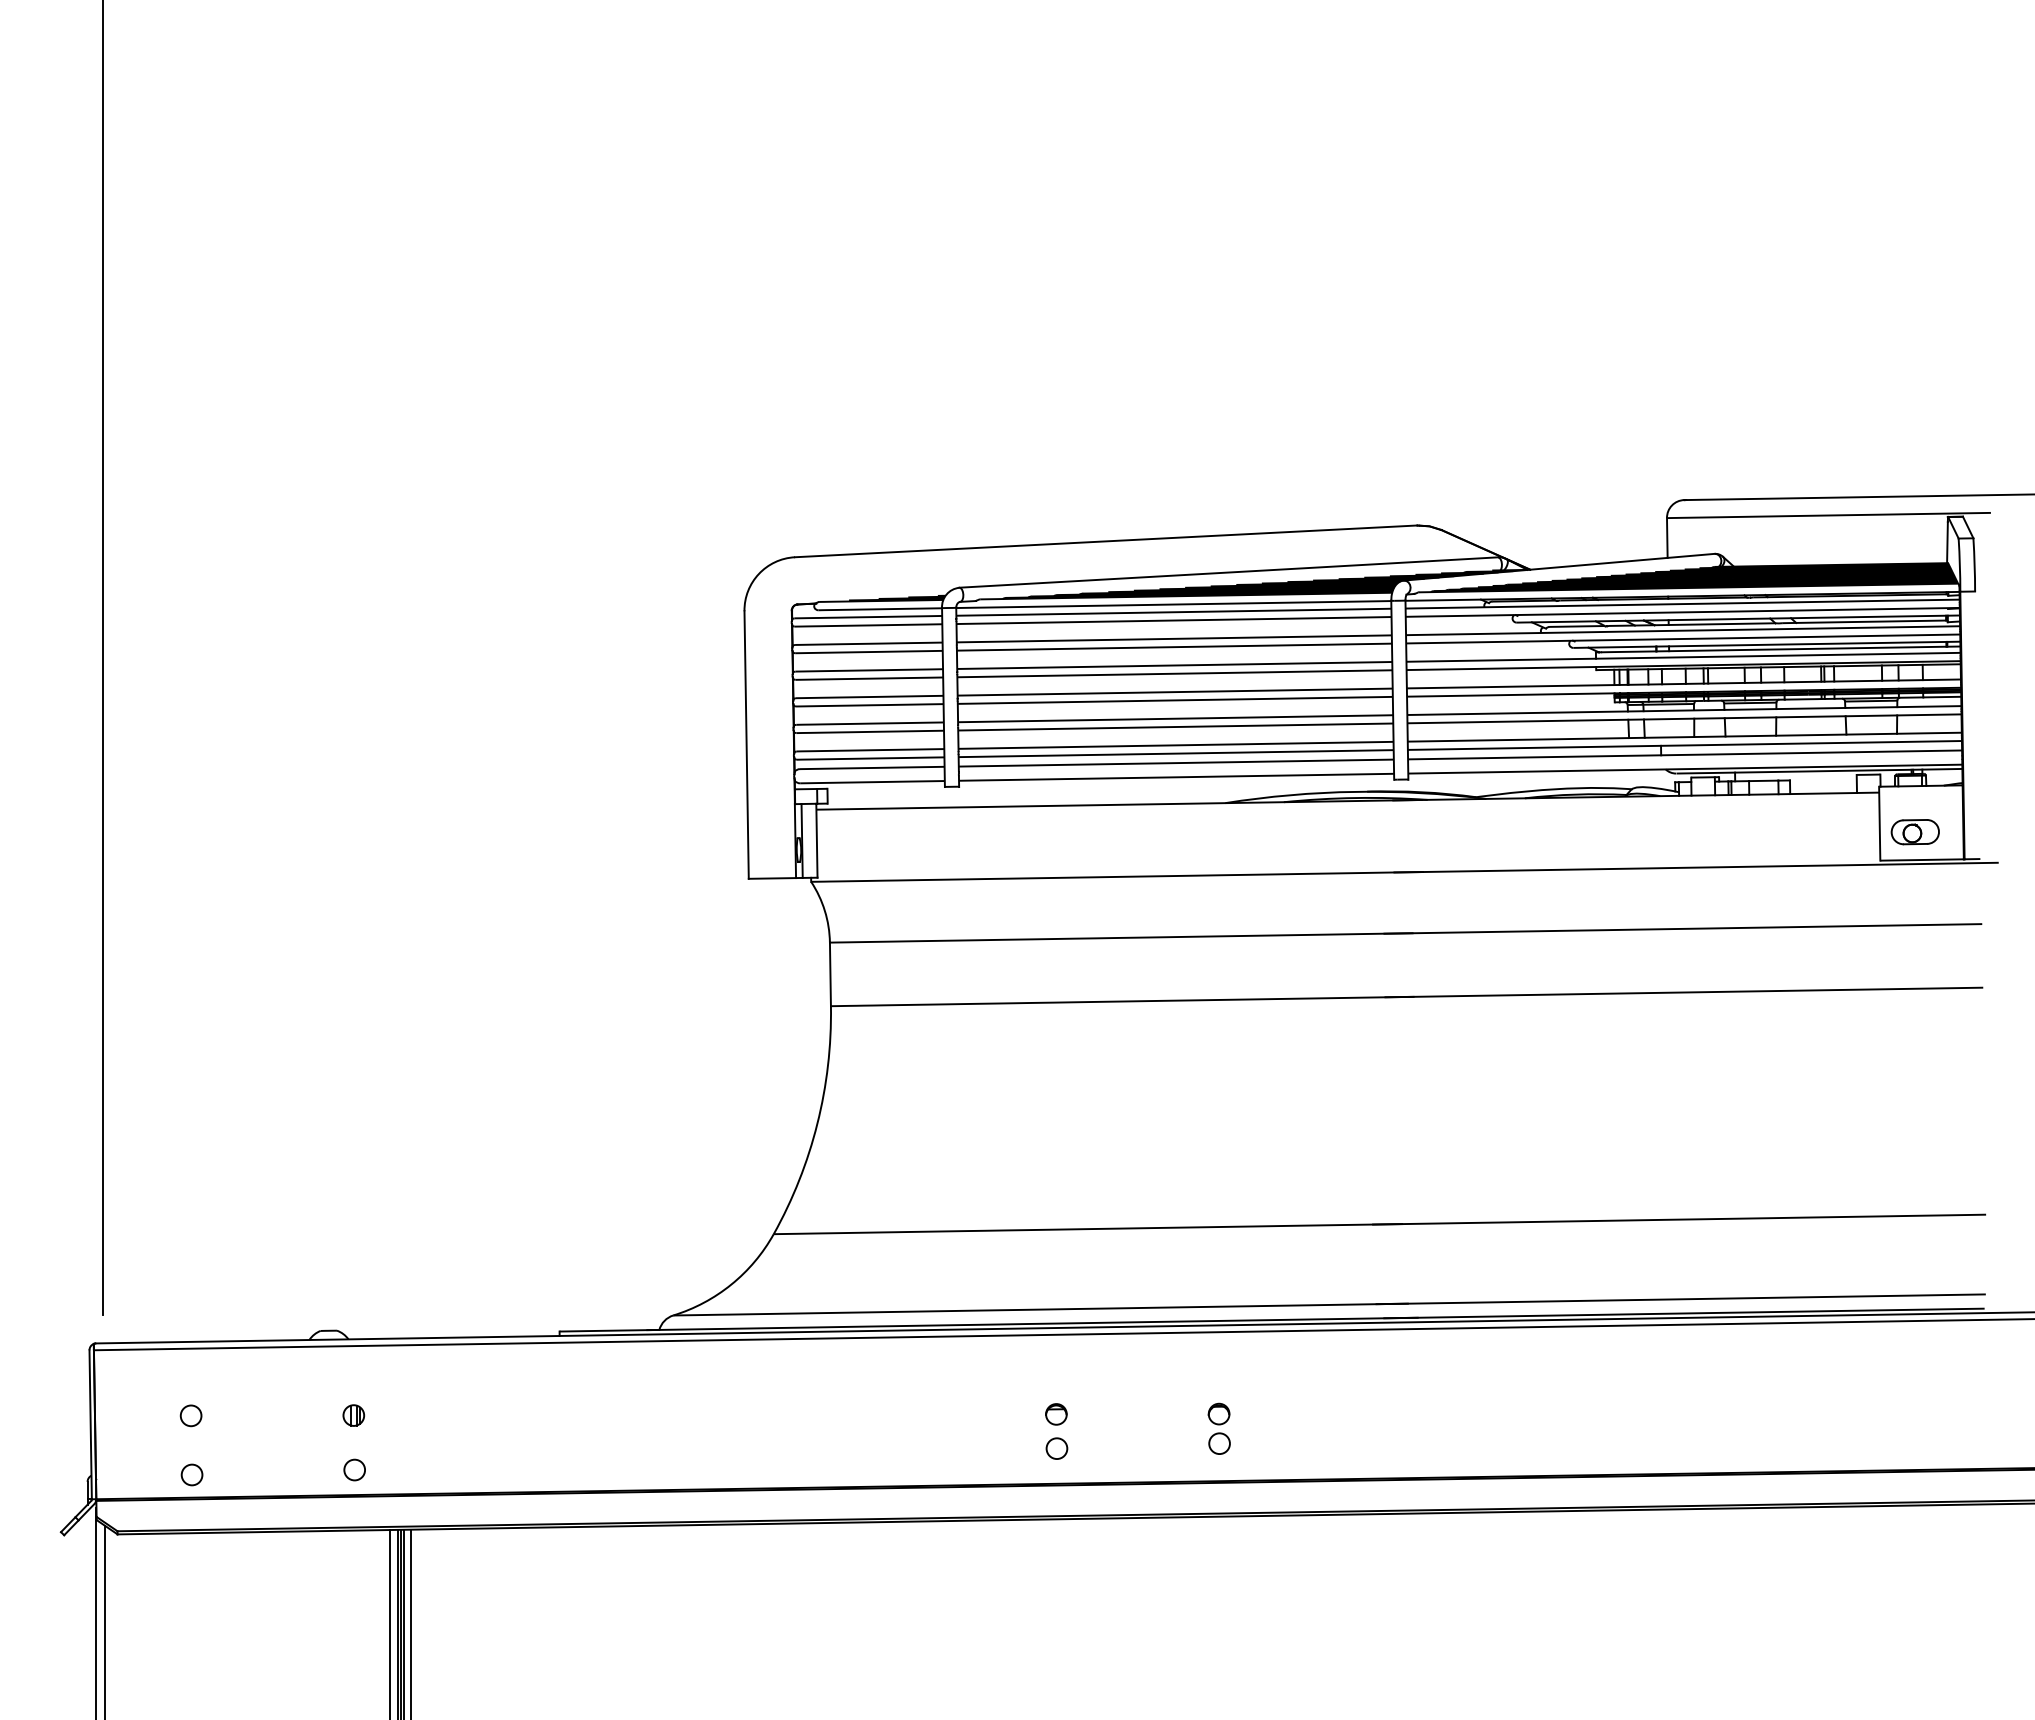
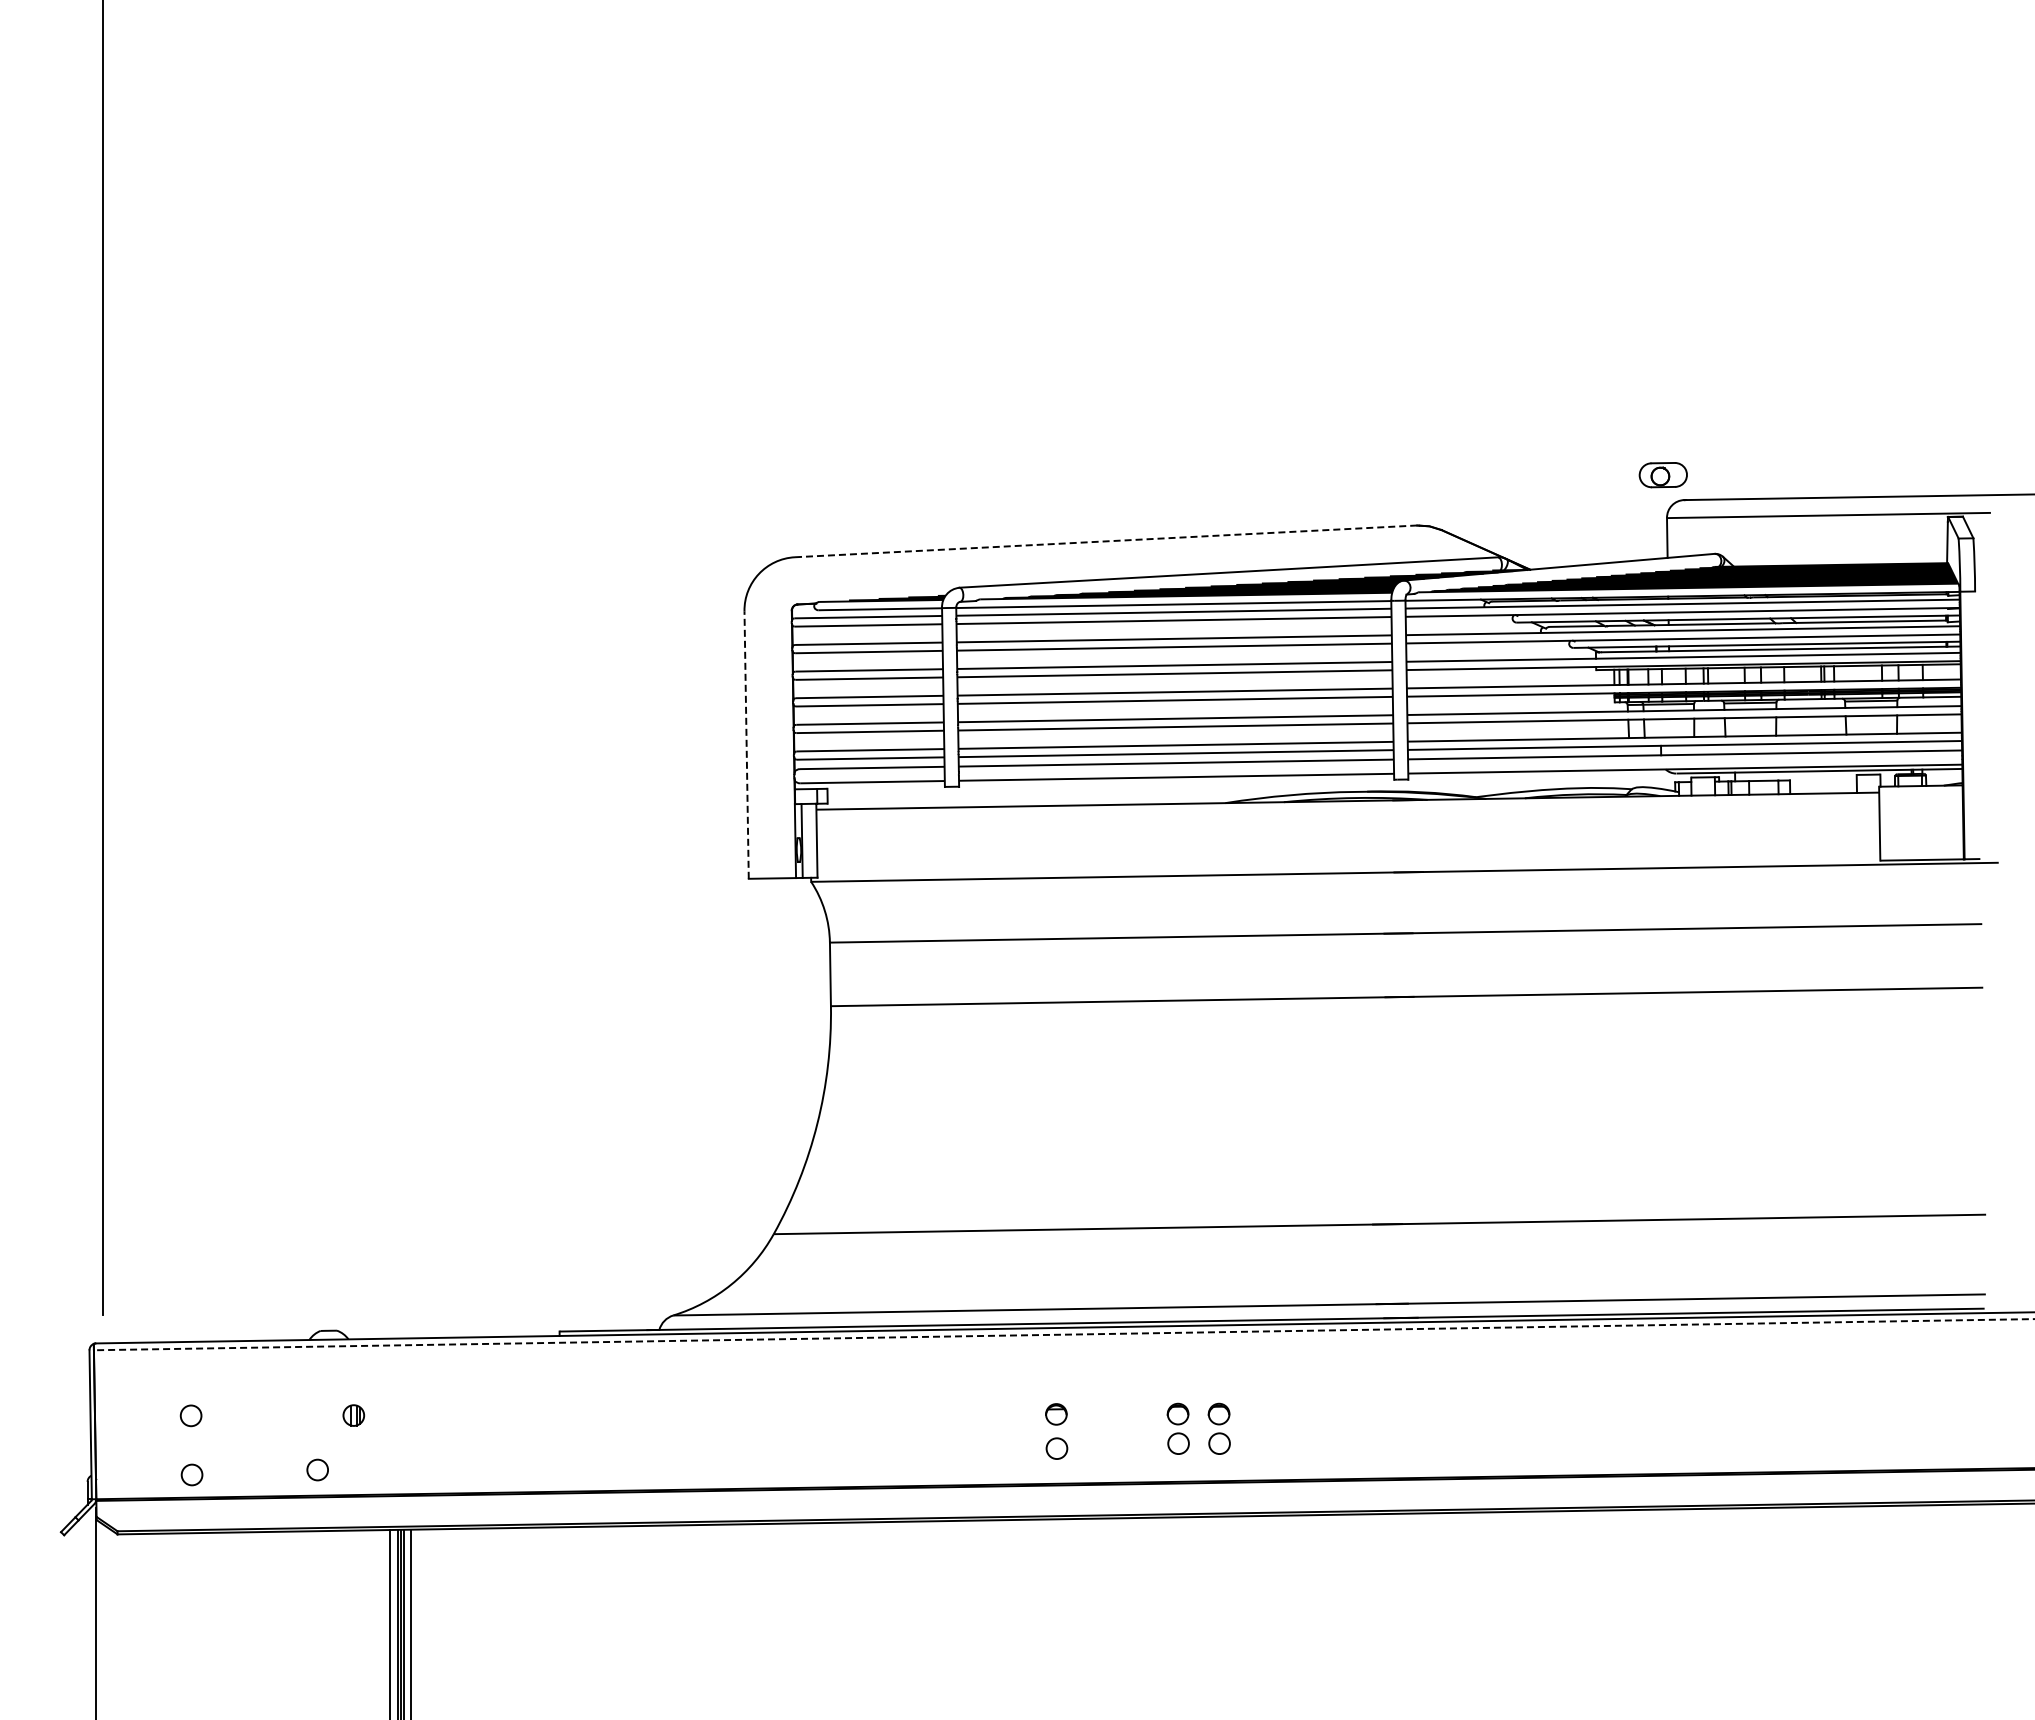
line: solid -> dashed (1106, 541)
line: solid -> dashed (746, 745)
part position: (1914, 832) -> (1662, 475) (1662, 475)
line: solid -> dashed (1063, 1334)
part: none -> present (1177, 1428)
circle position: (354, 1469) -> (317, 1469) (317, 1469)
line: present -> none (104, 1620)
